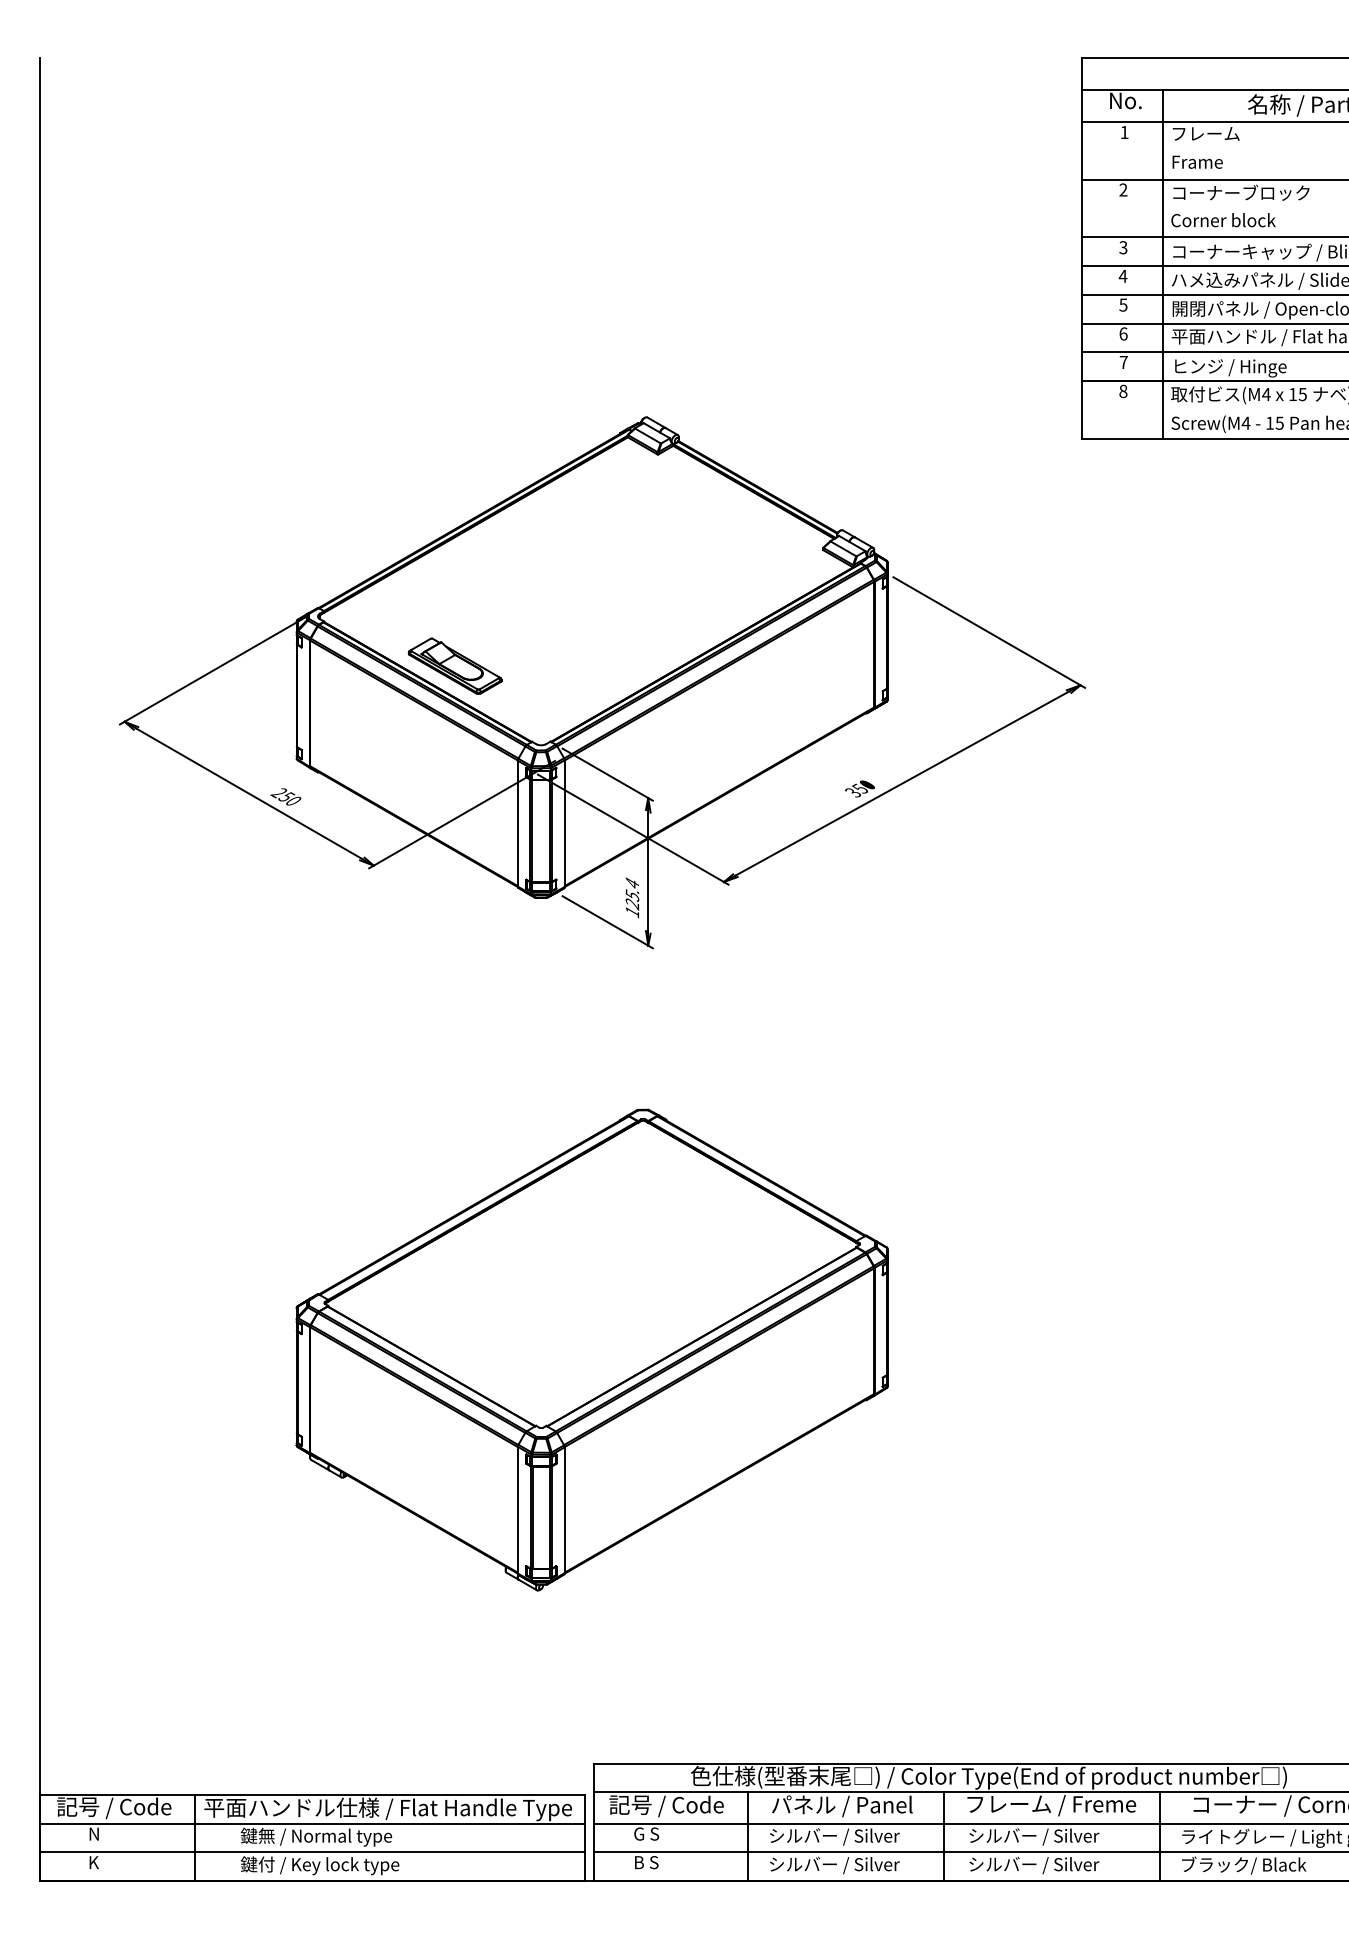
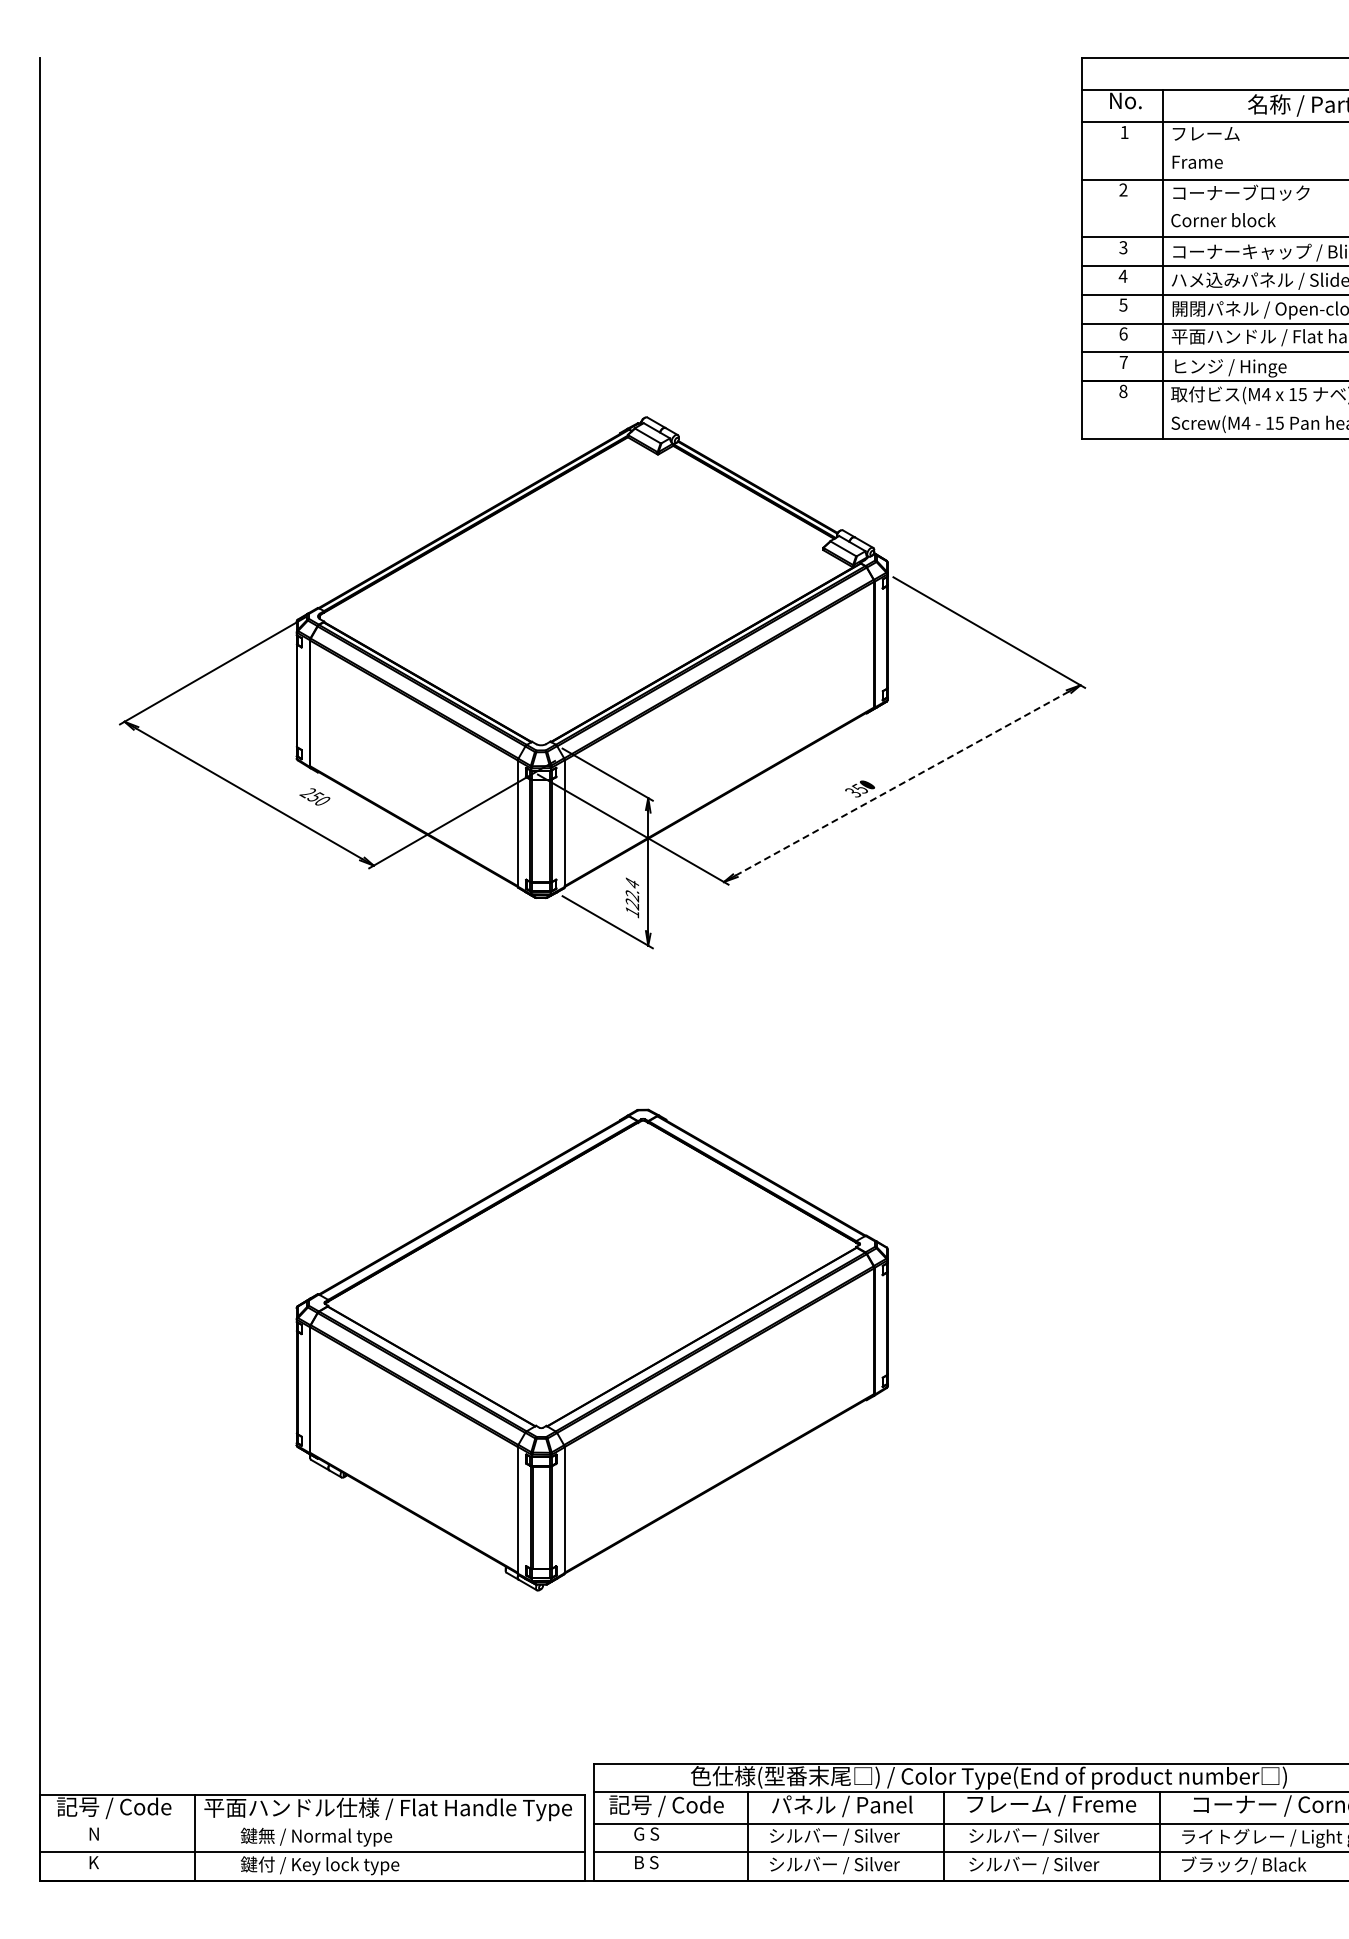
part: present -> none (454, 665)
line: solid -> dashed (902, 783)
text position: (285, 796) -> (314, 796) (314, 796)
text: 125.4 -> 122.4 (632, 895)
line: present -> none (312, 1823)
